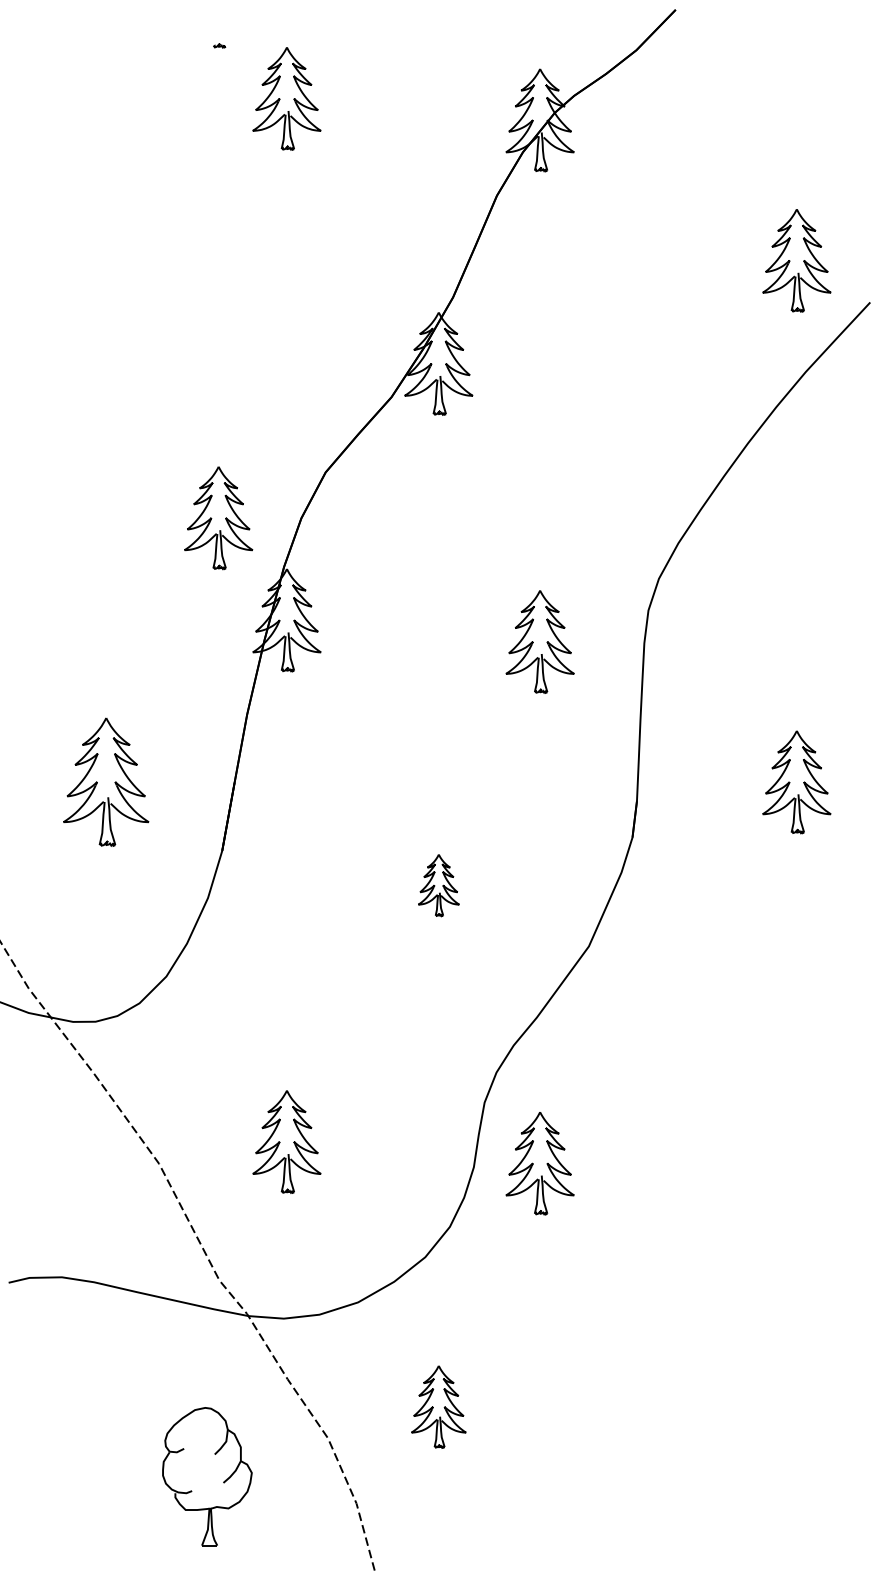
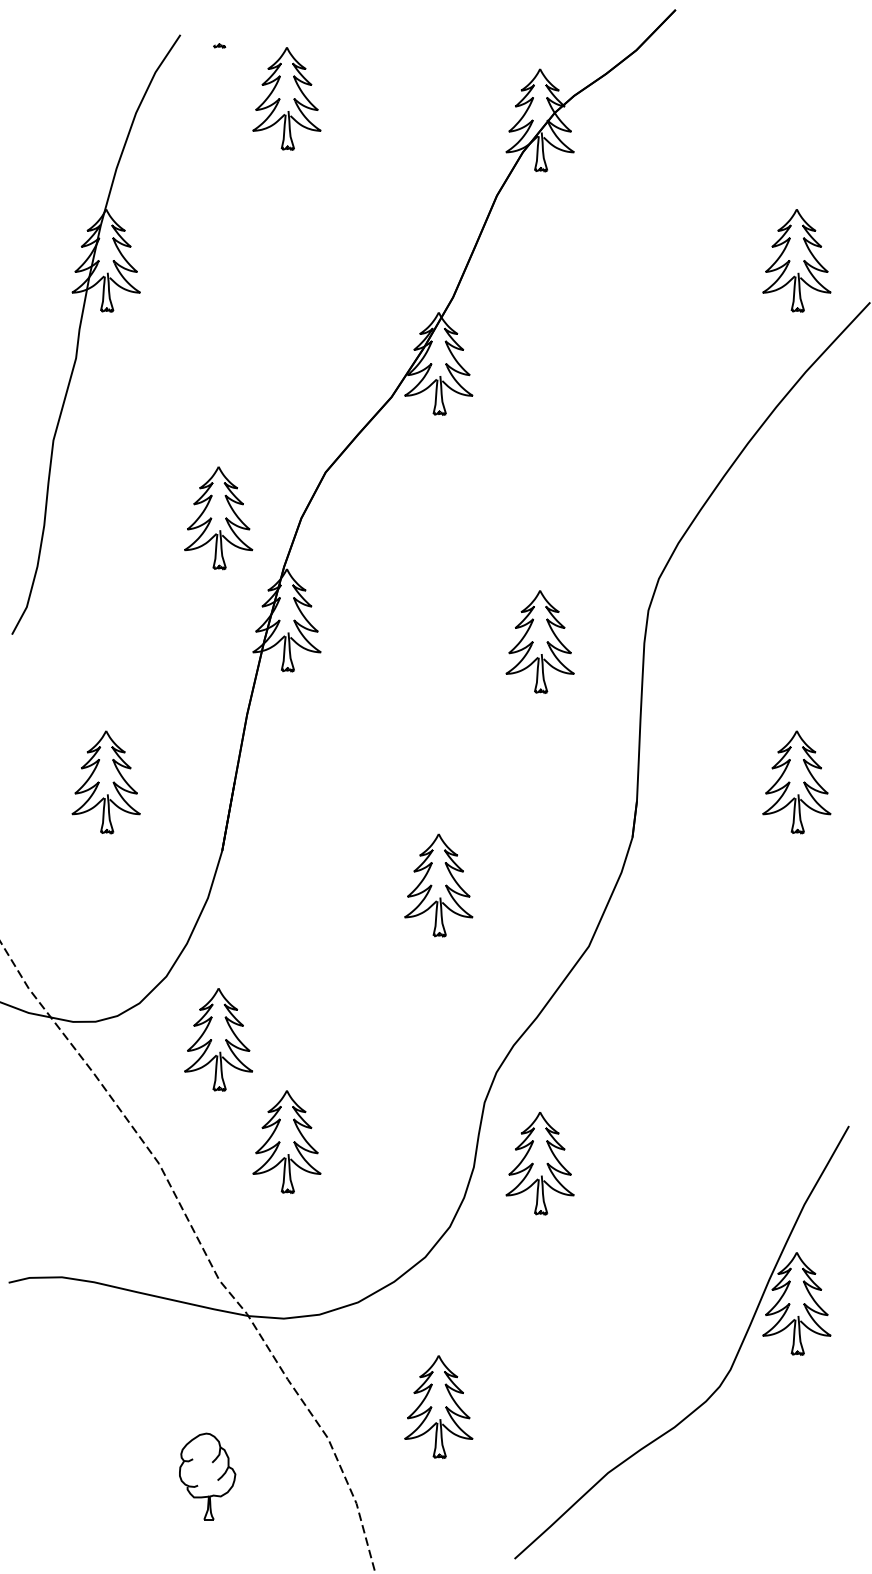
part: none -> present (80, 332)
part size: 87x130 px -> 70x105 px (105, 782)
part size: 42x64 px -> 70x105 px (438, 885)
part: none -> present (218, 1039)
part: none -> present (731, 1364)
part size: 56x84 px -> 70x104 px (438, 1406)
part size: 91x140 px -> 58x89 px (207, 1476)
